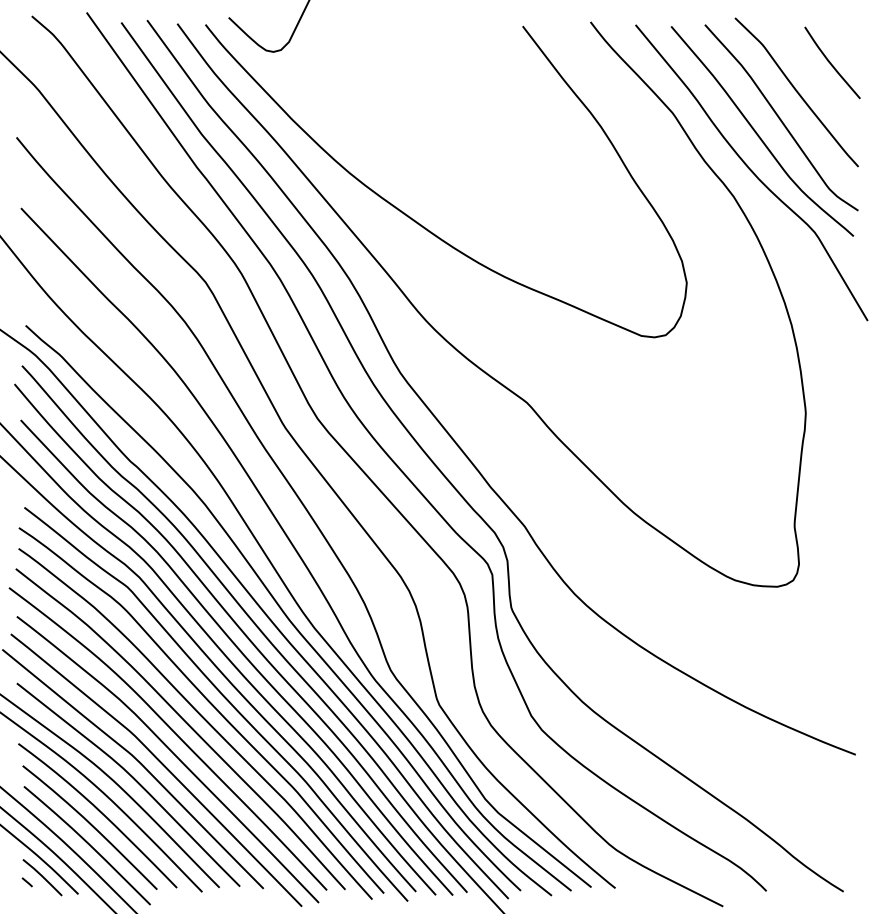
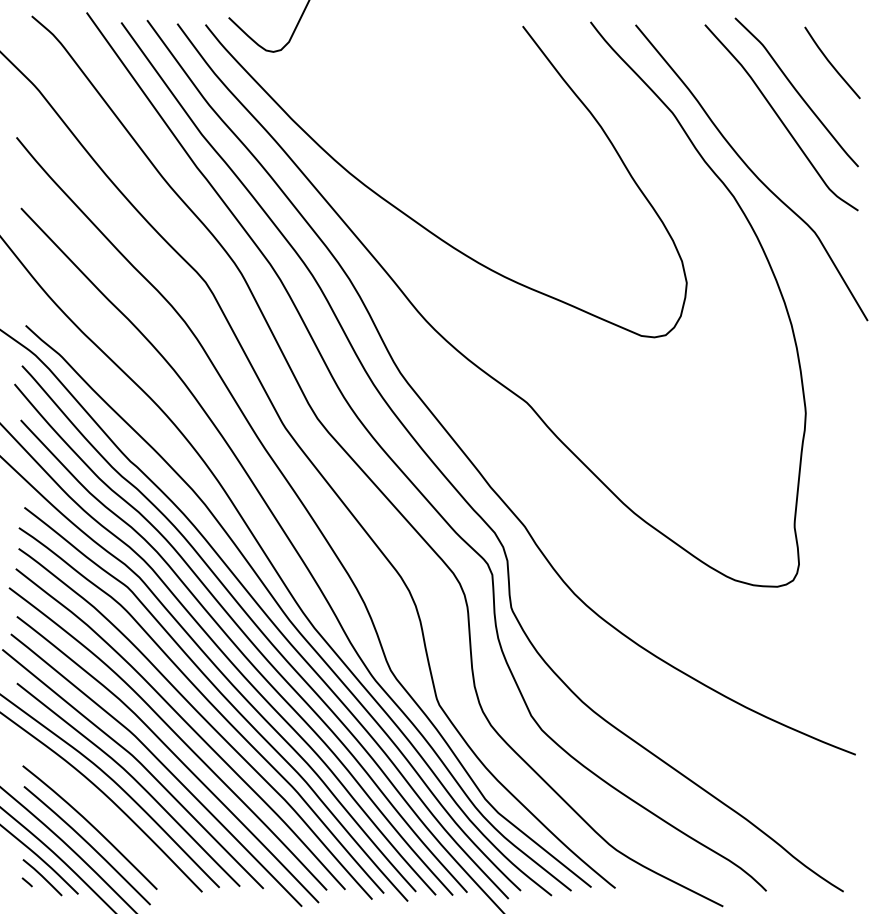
curve: present -> none (758, 134)
curve: present -> none (99, 812)
